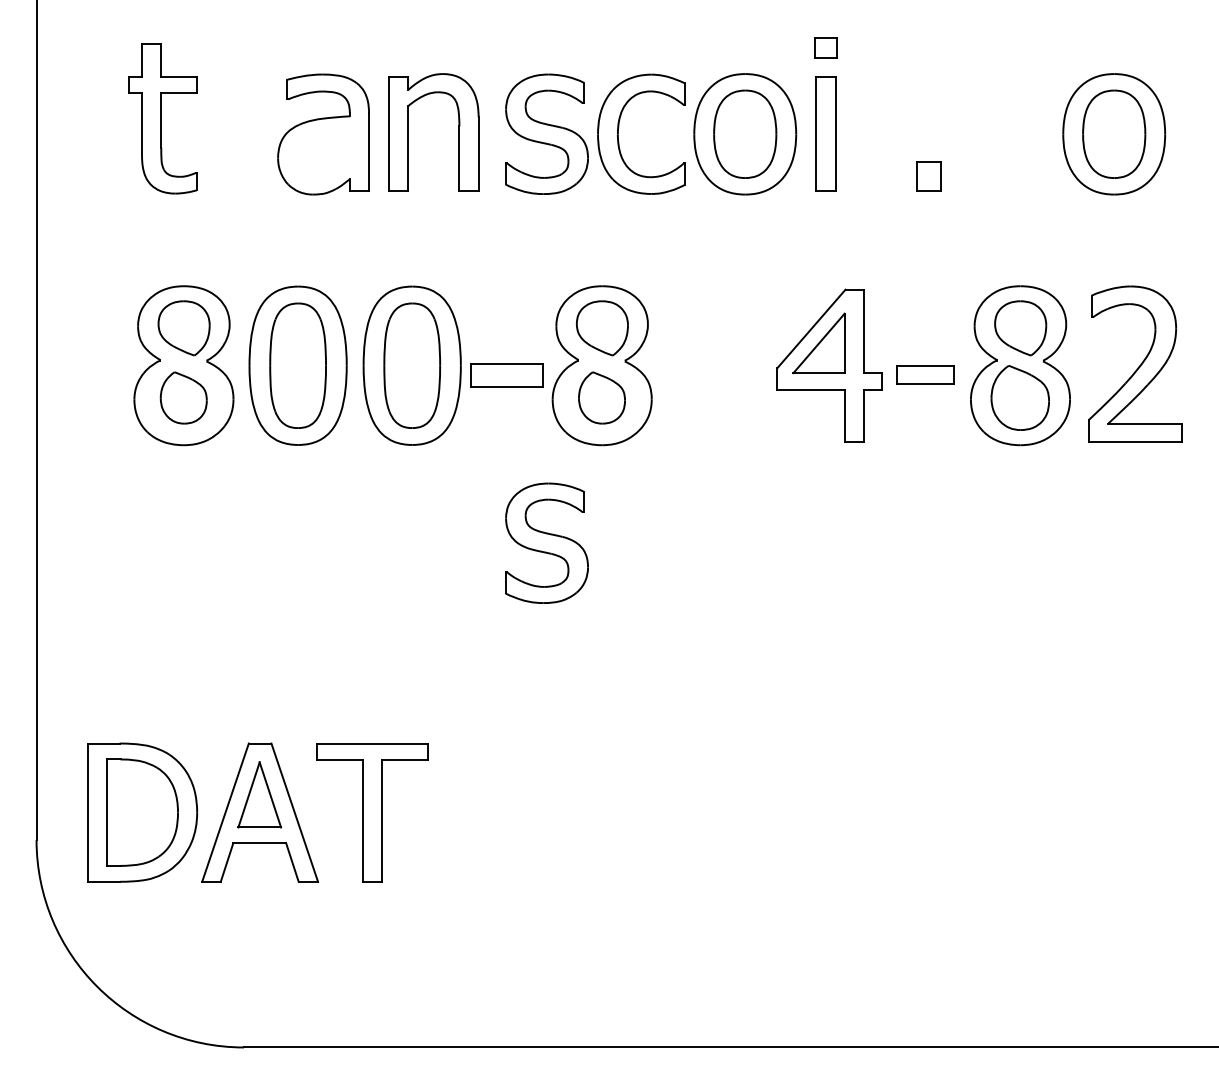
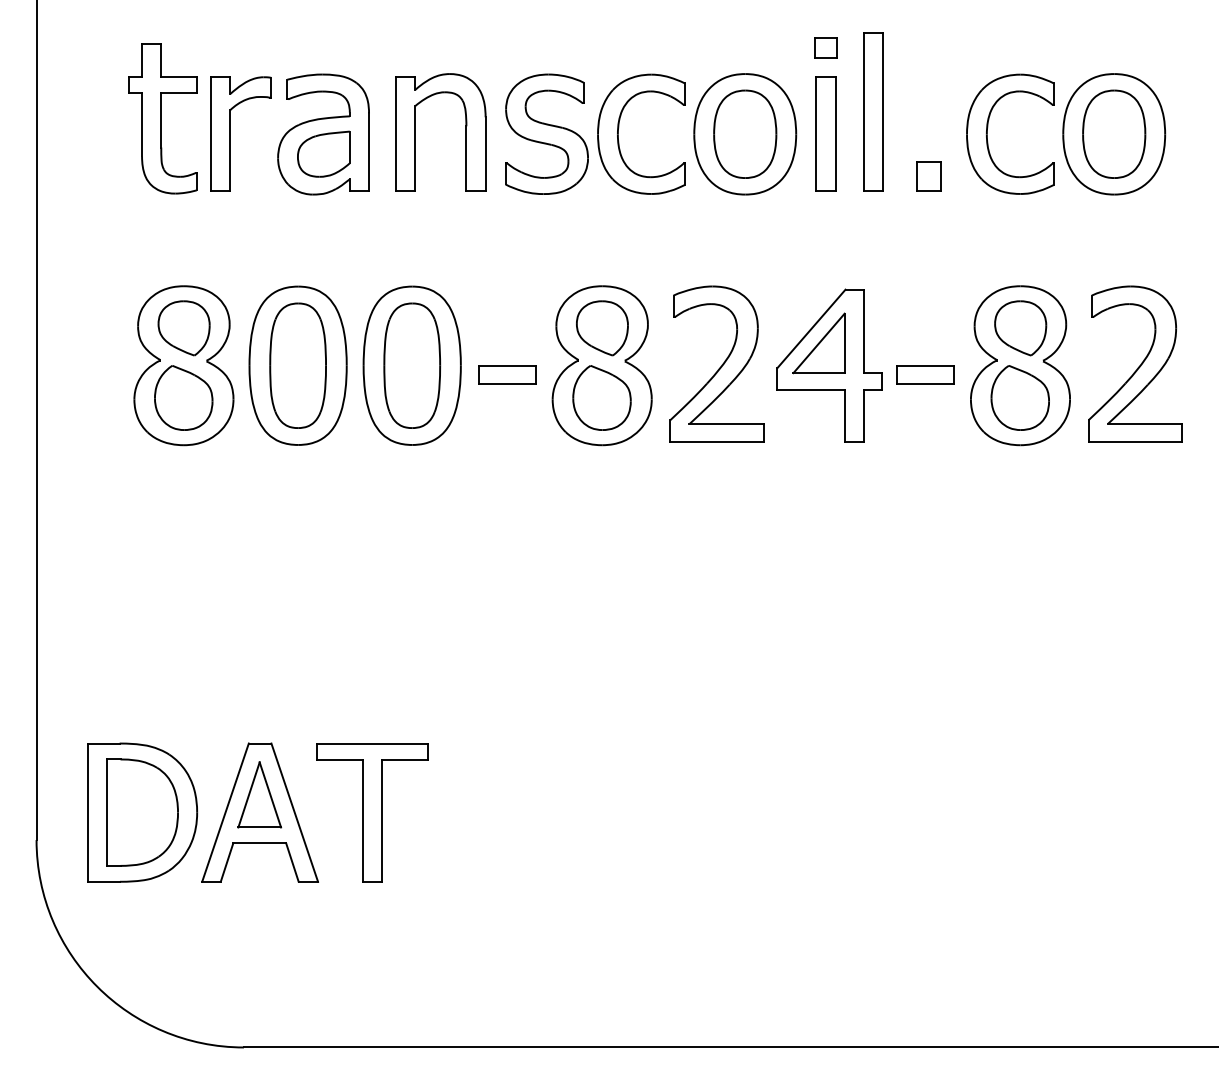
part: none -> present (873, 111)
part: none -> present (988, 127)
part position: (408, 132) -> (415, 132) (415, 132)
part: none -> present (230, 133)
part: none -> present (323, 153)
part: none -> present (716, 363)
part size: 74x25 px -> 59x20 px (507, 374)
part size: 49x54 px -> 60x66 px (183, 397)
part size: 48x54 px -> 60x66 px (601, 397)
part: present -> none (546, 542)
